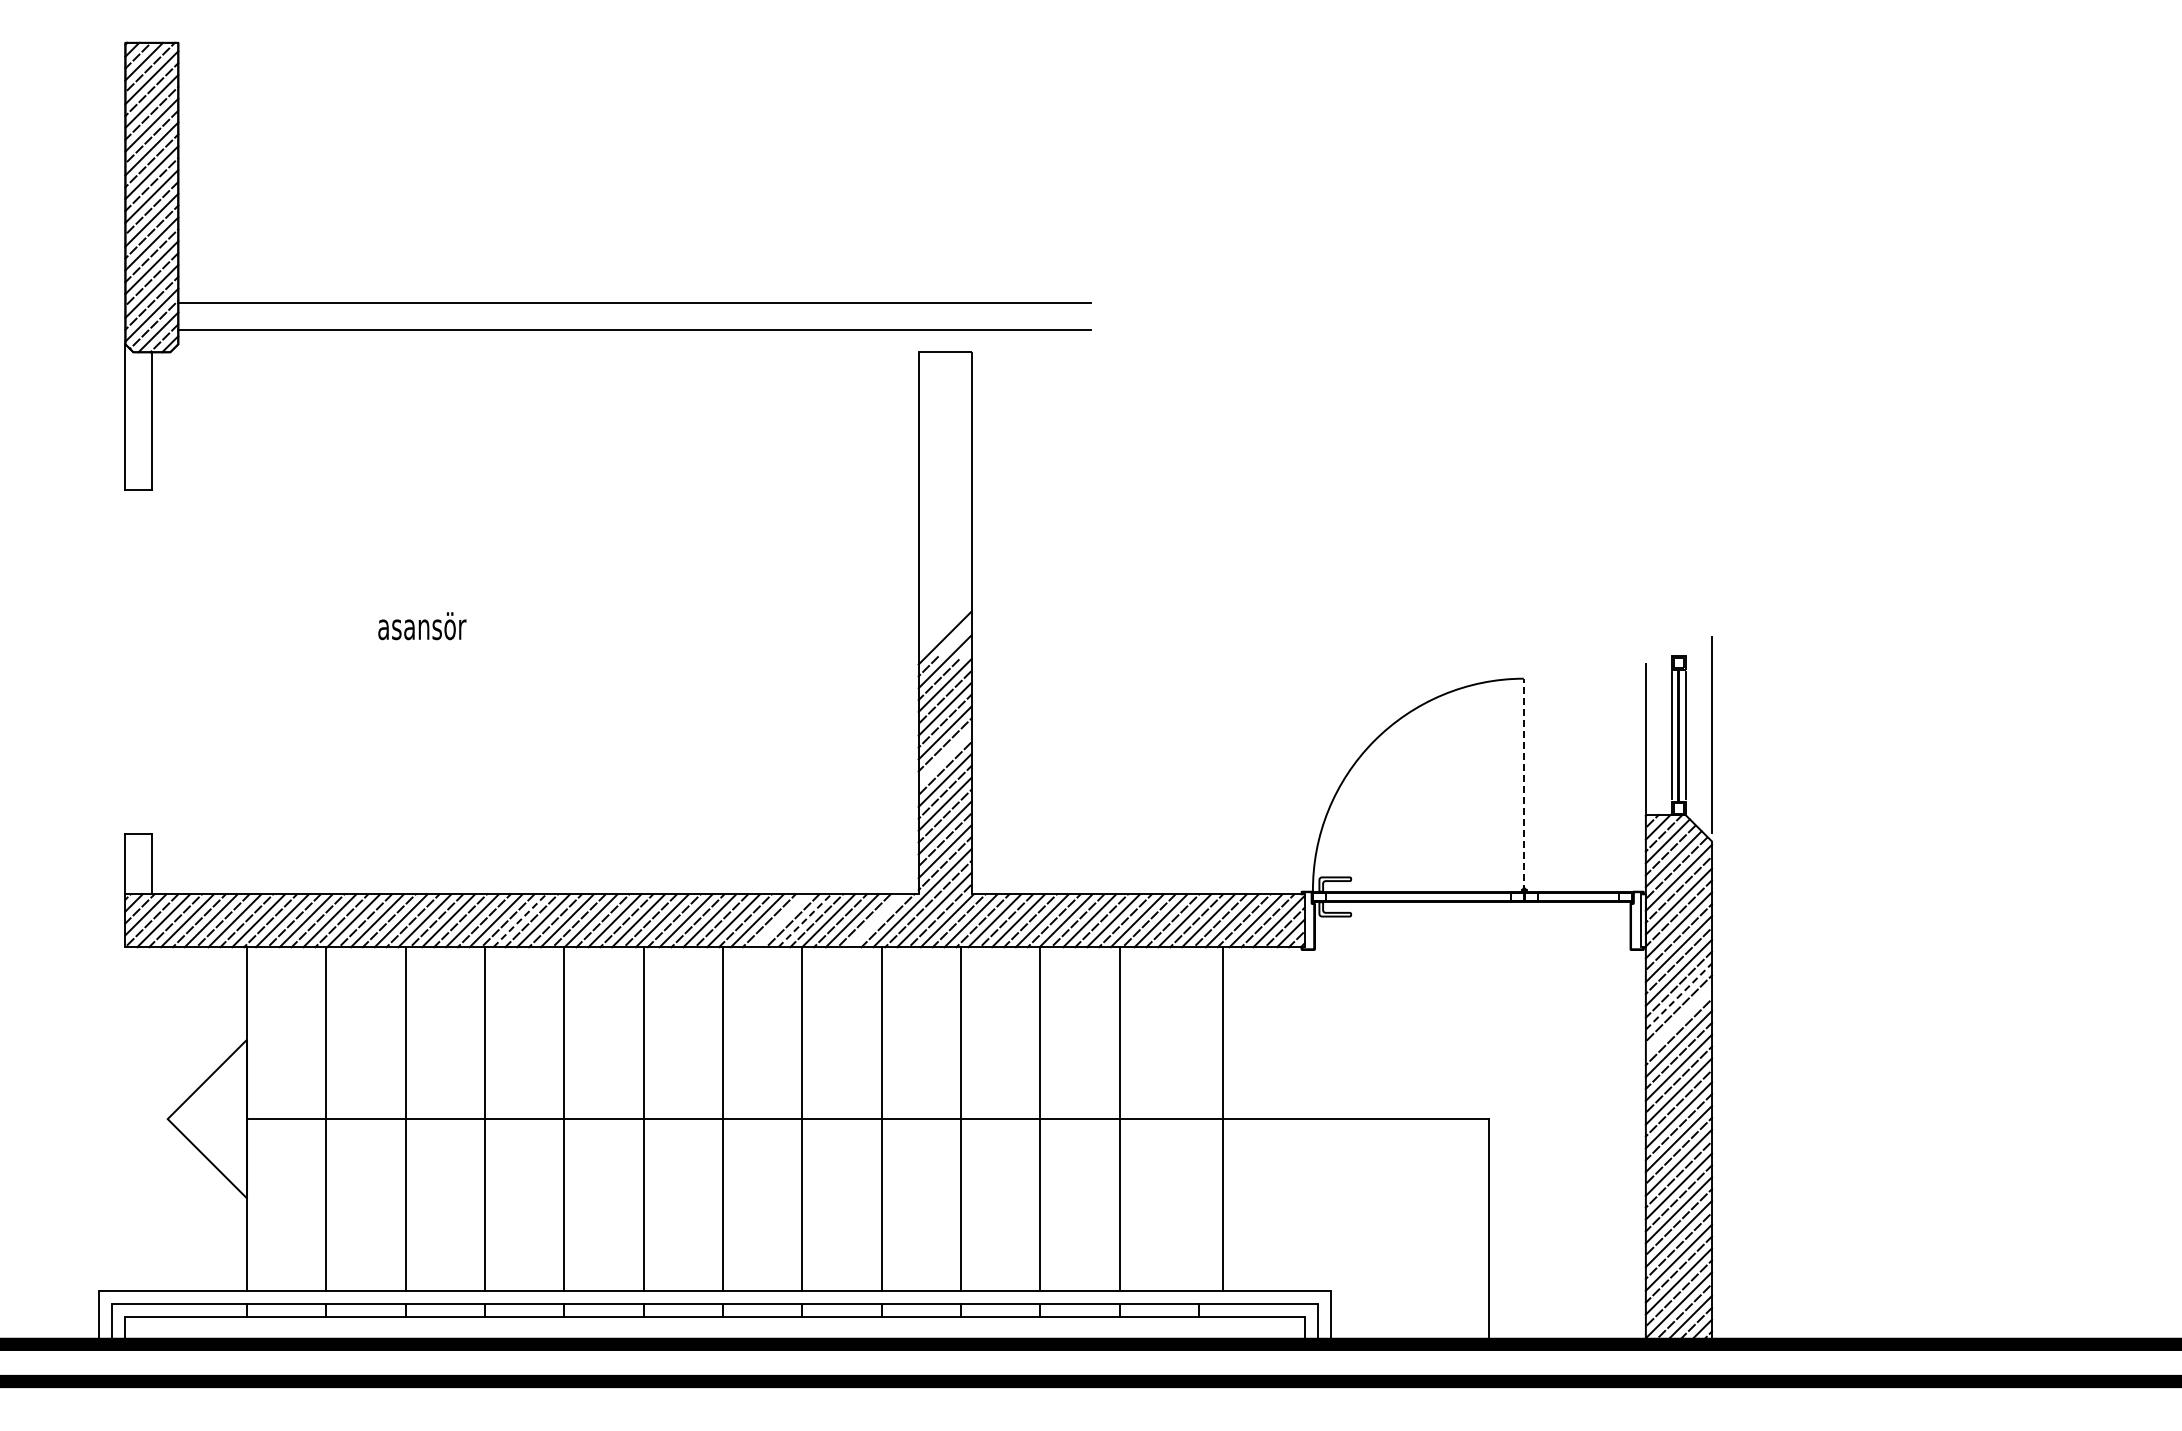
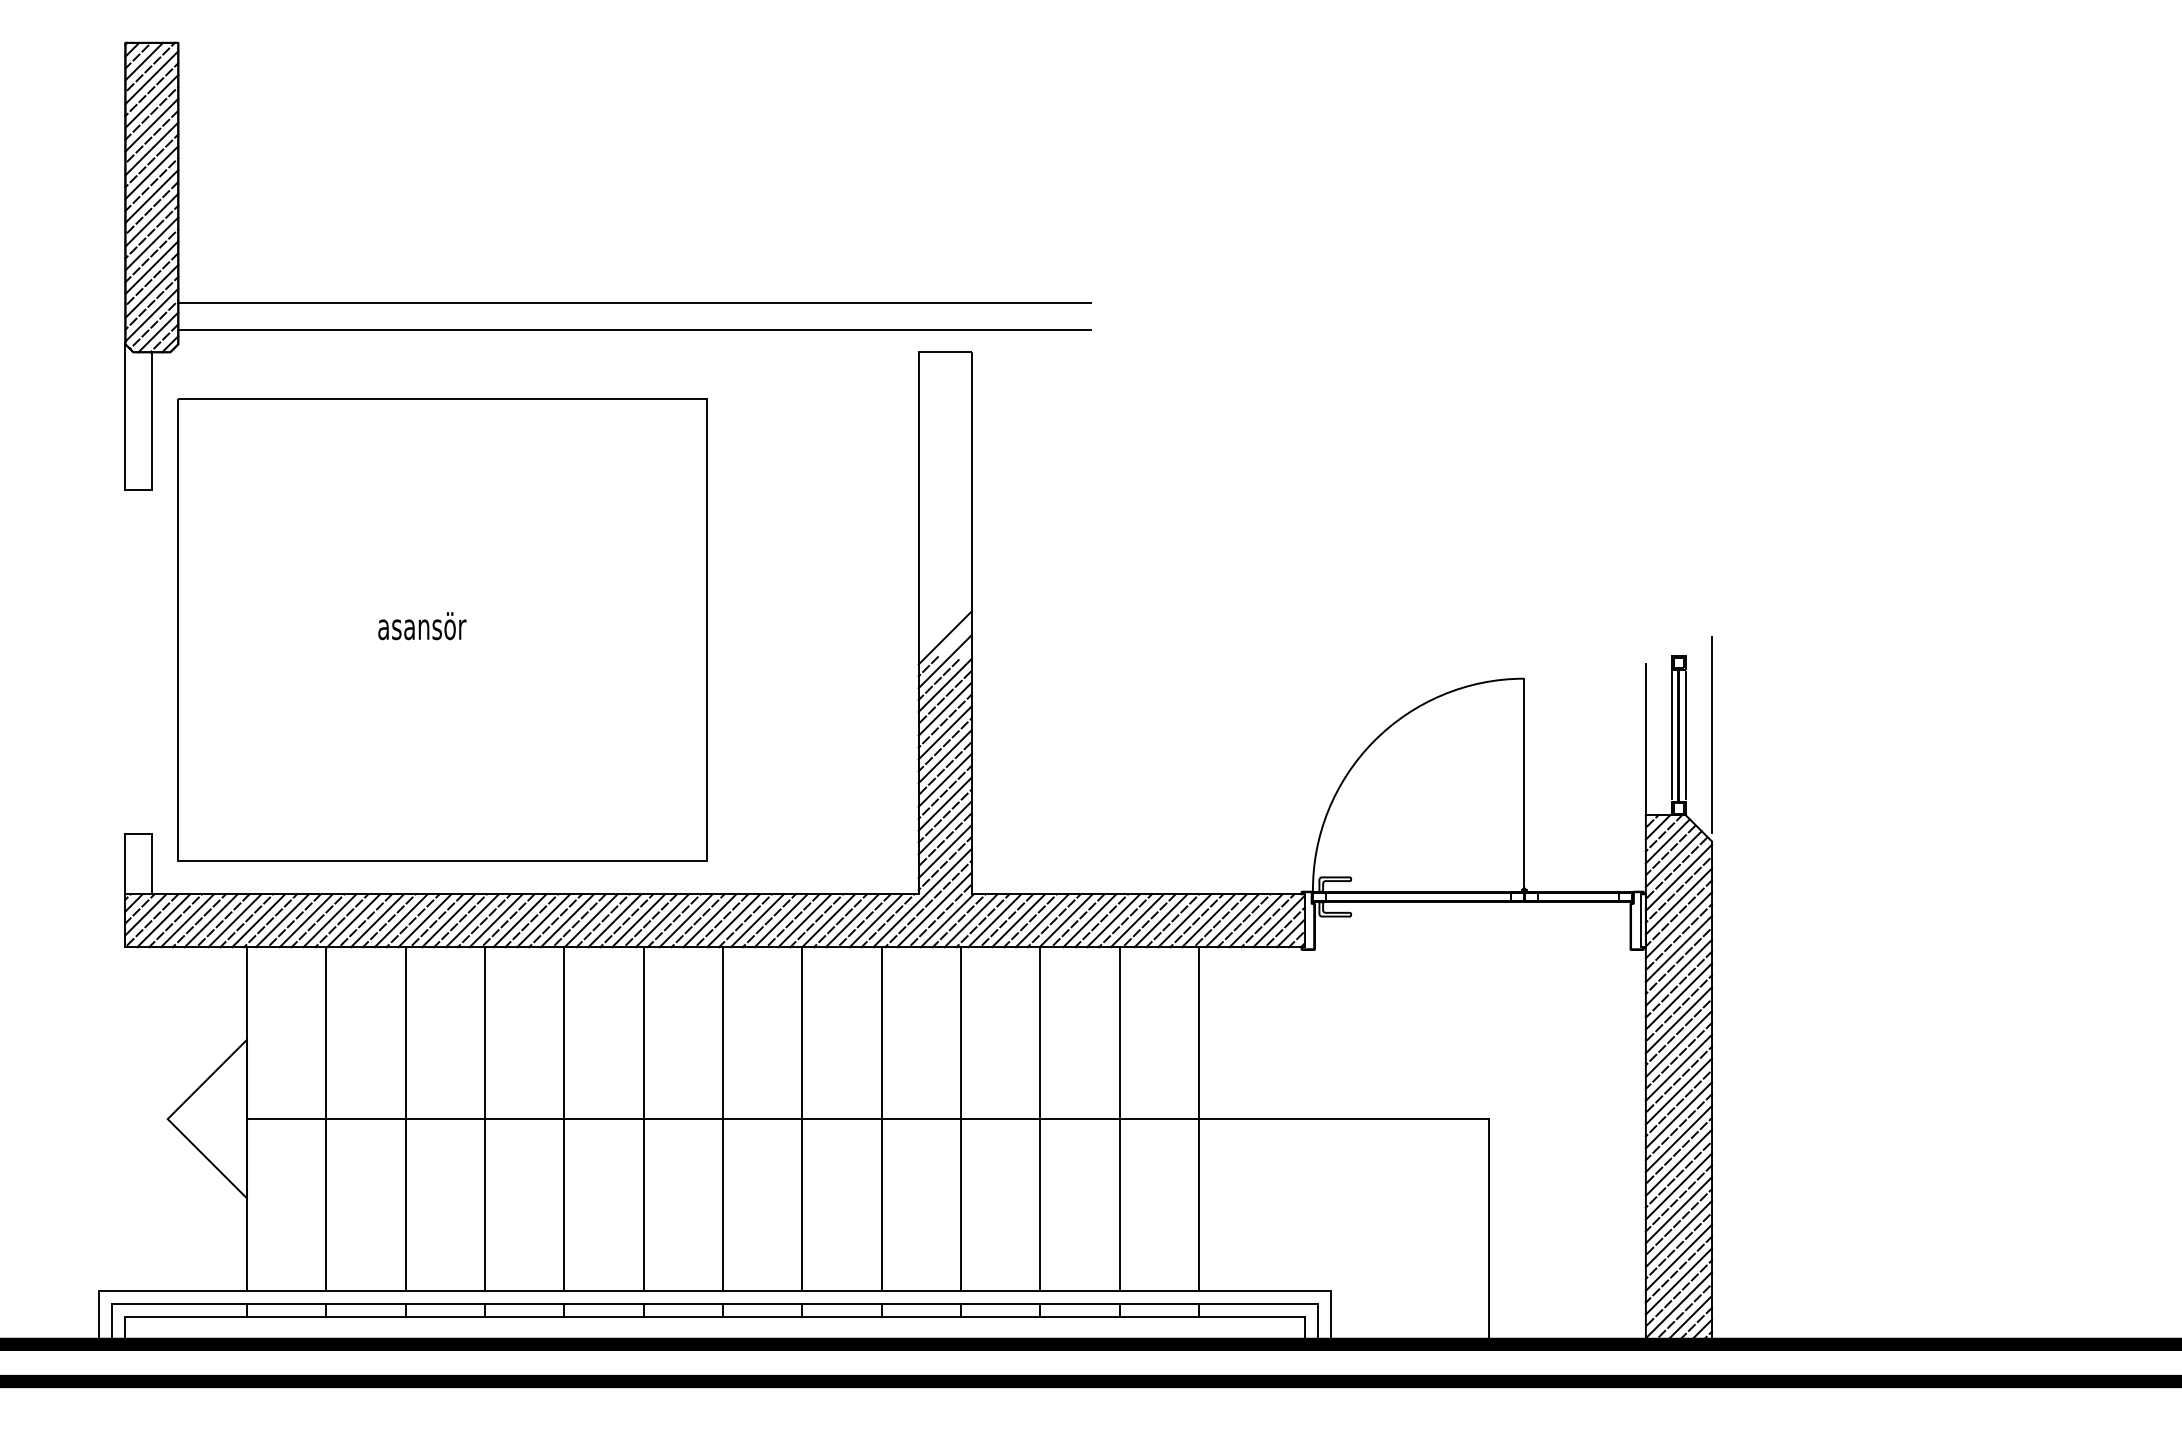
part: none -> present (442, 629)
line: none -> present (944, 756)
line: dashed -> solid (1523, 785)
line: dashed -> solid (520, 920)
line: none -> present (780, 920)
line: dashed -> solid (805, 920)
line: none -> present (875, 920)
line: dashed -> solid (1678, 996)
line: none -> present (1678, 1020)
line position: (1223, 1118) -> (1199, 1118) (1199, 1118)
